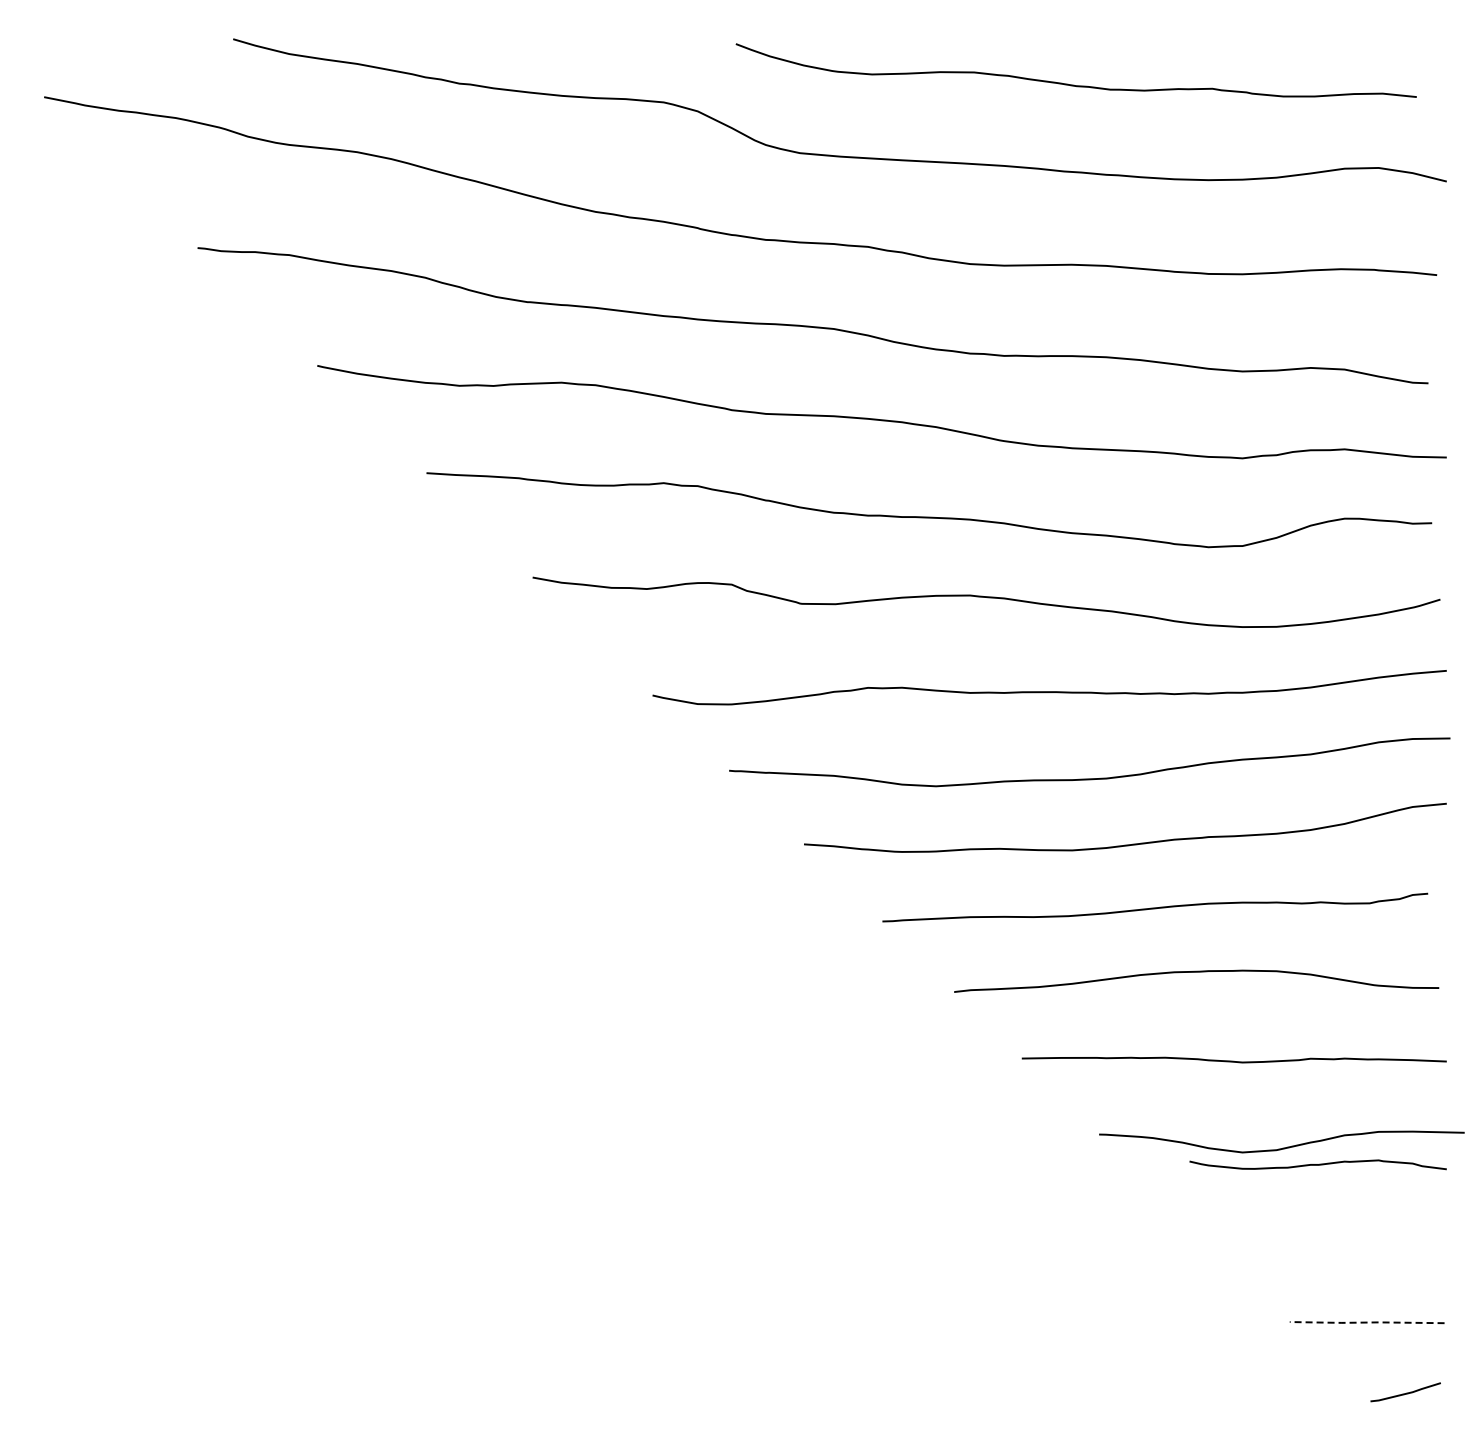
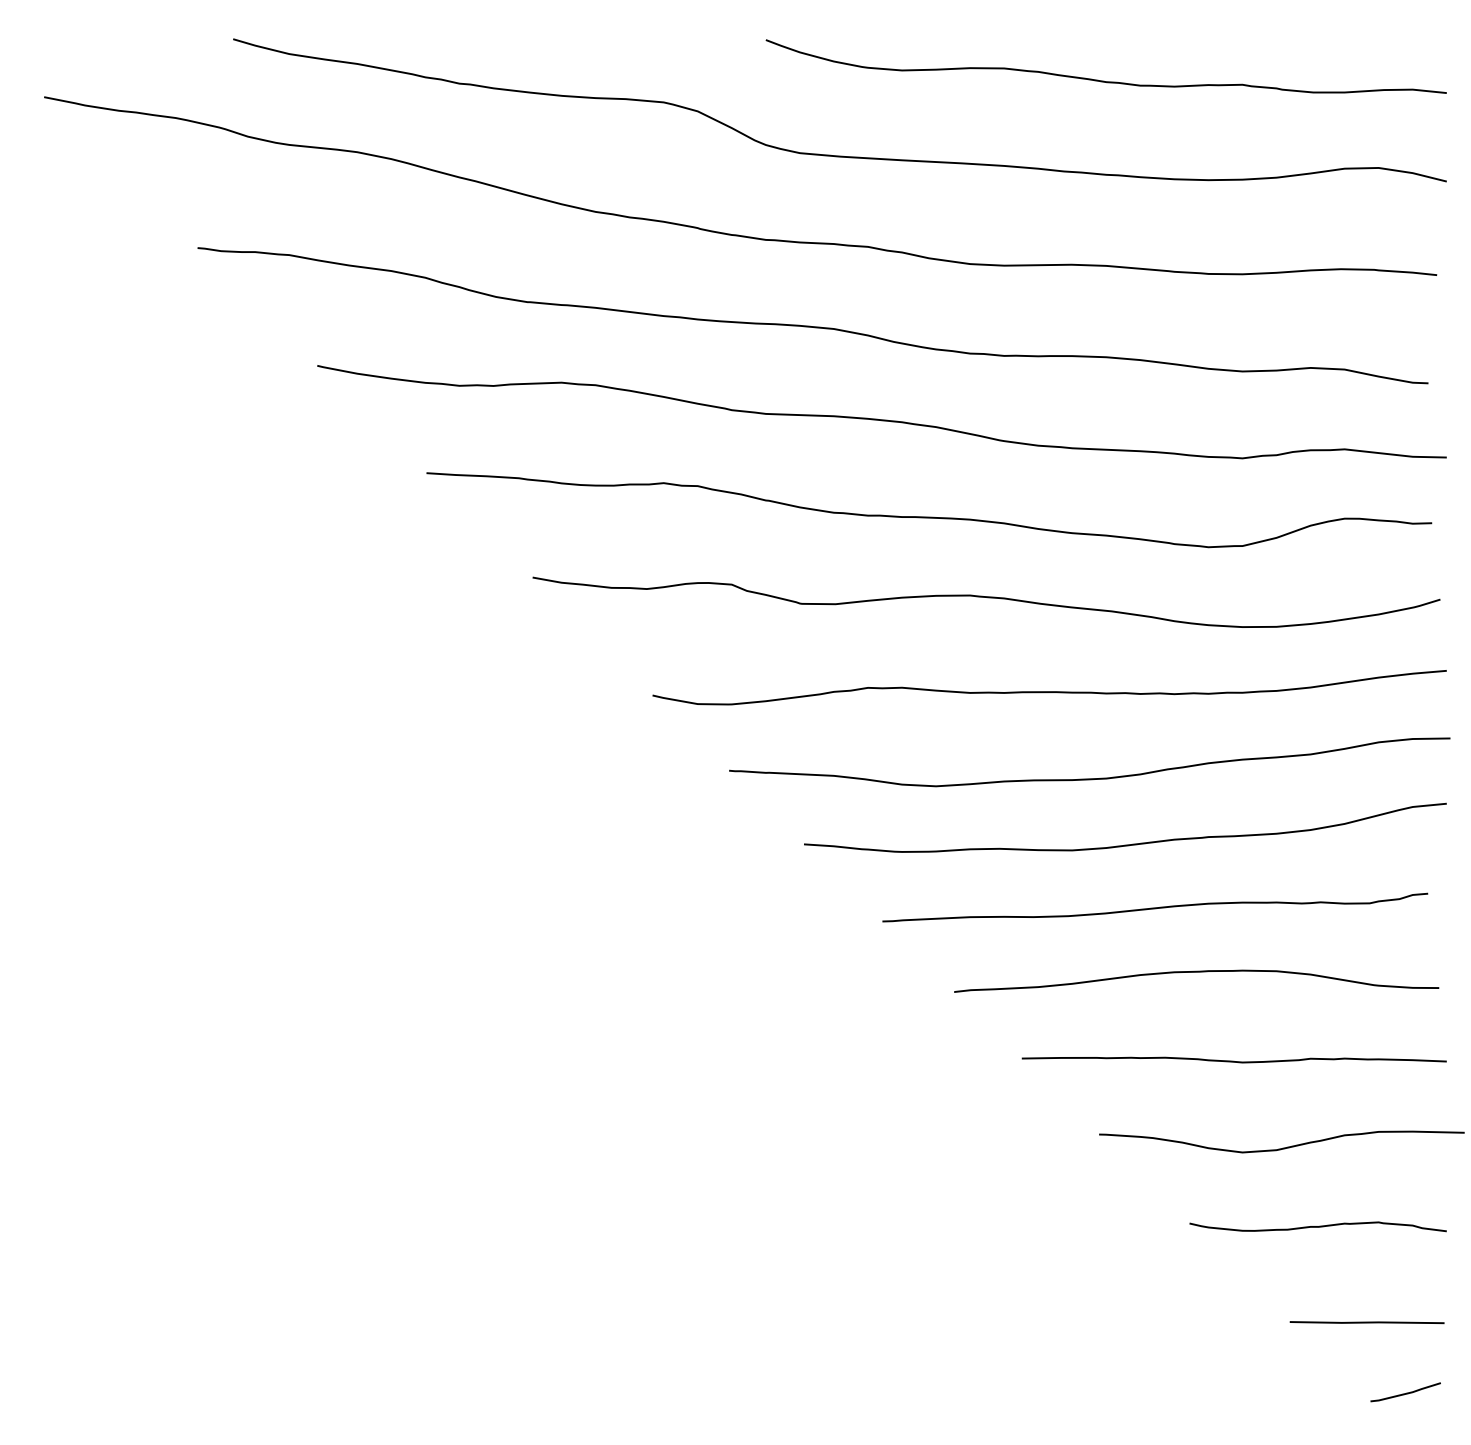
curve position: (1074, 84) -> (1104, 80) (1104, 80)
curve position: (1317, 1164) -> (1317, 1226) (1317, 1226)
line: dashed -> solid (1366, 1322)
